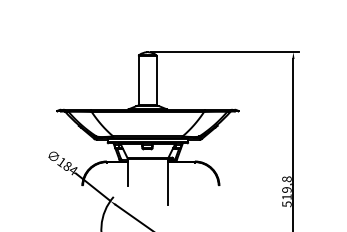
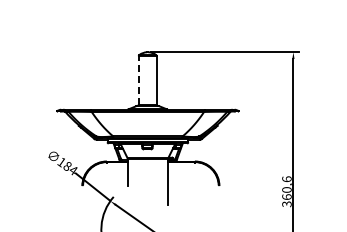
line: solid -> dashed (138, 79)
text: 519,8 -> 360,6 (286, 191)
